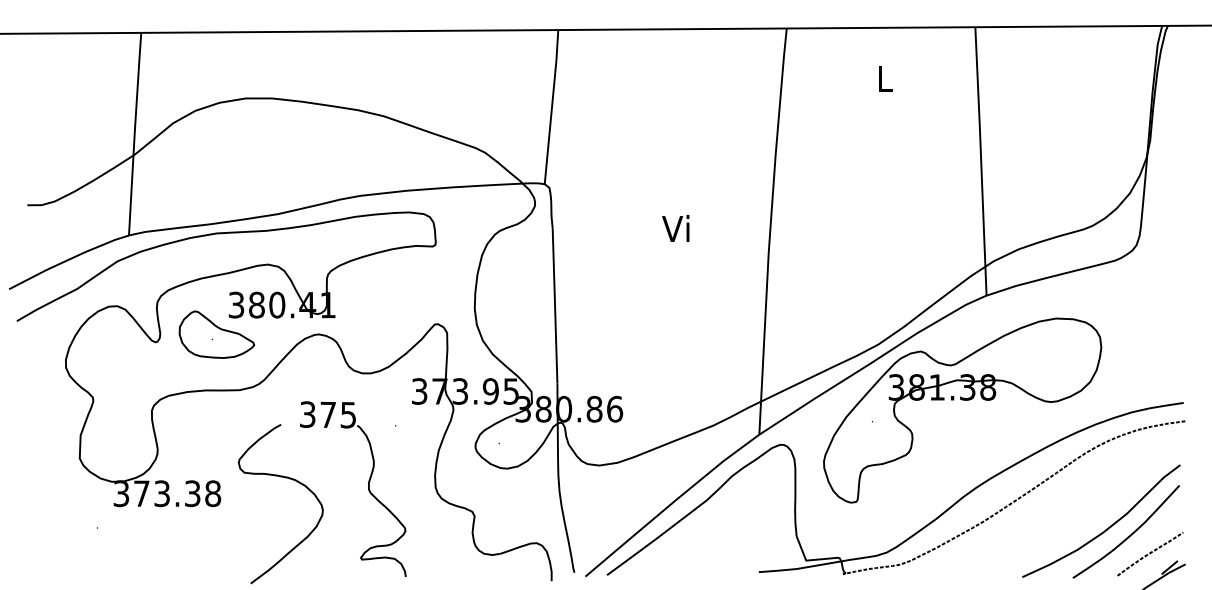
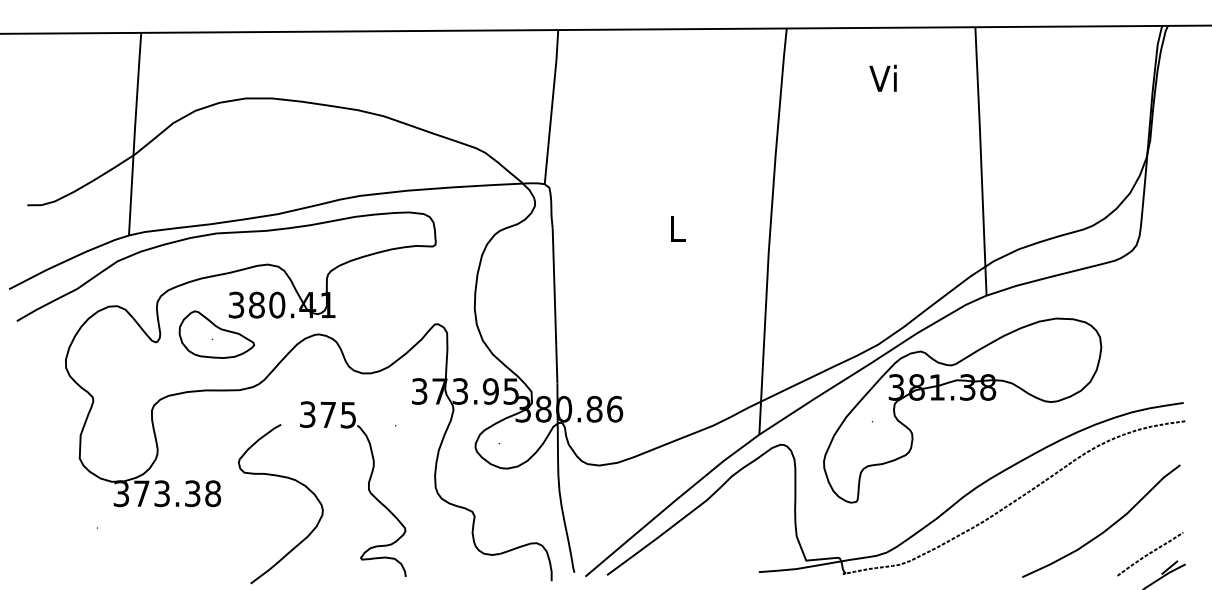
text: L -> Vi (882, 77)
text: Vi -> L (675, 228)
curve: present -> none (1127, 536)
